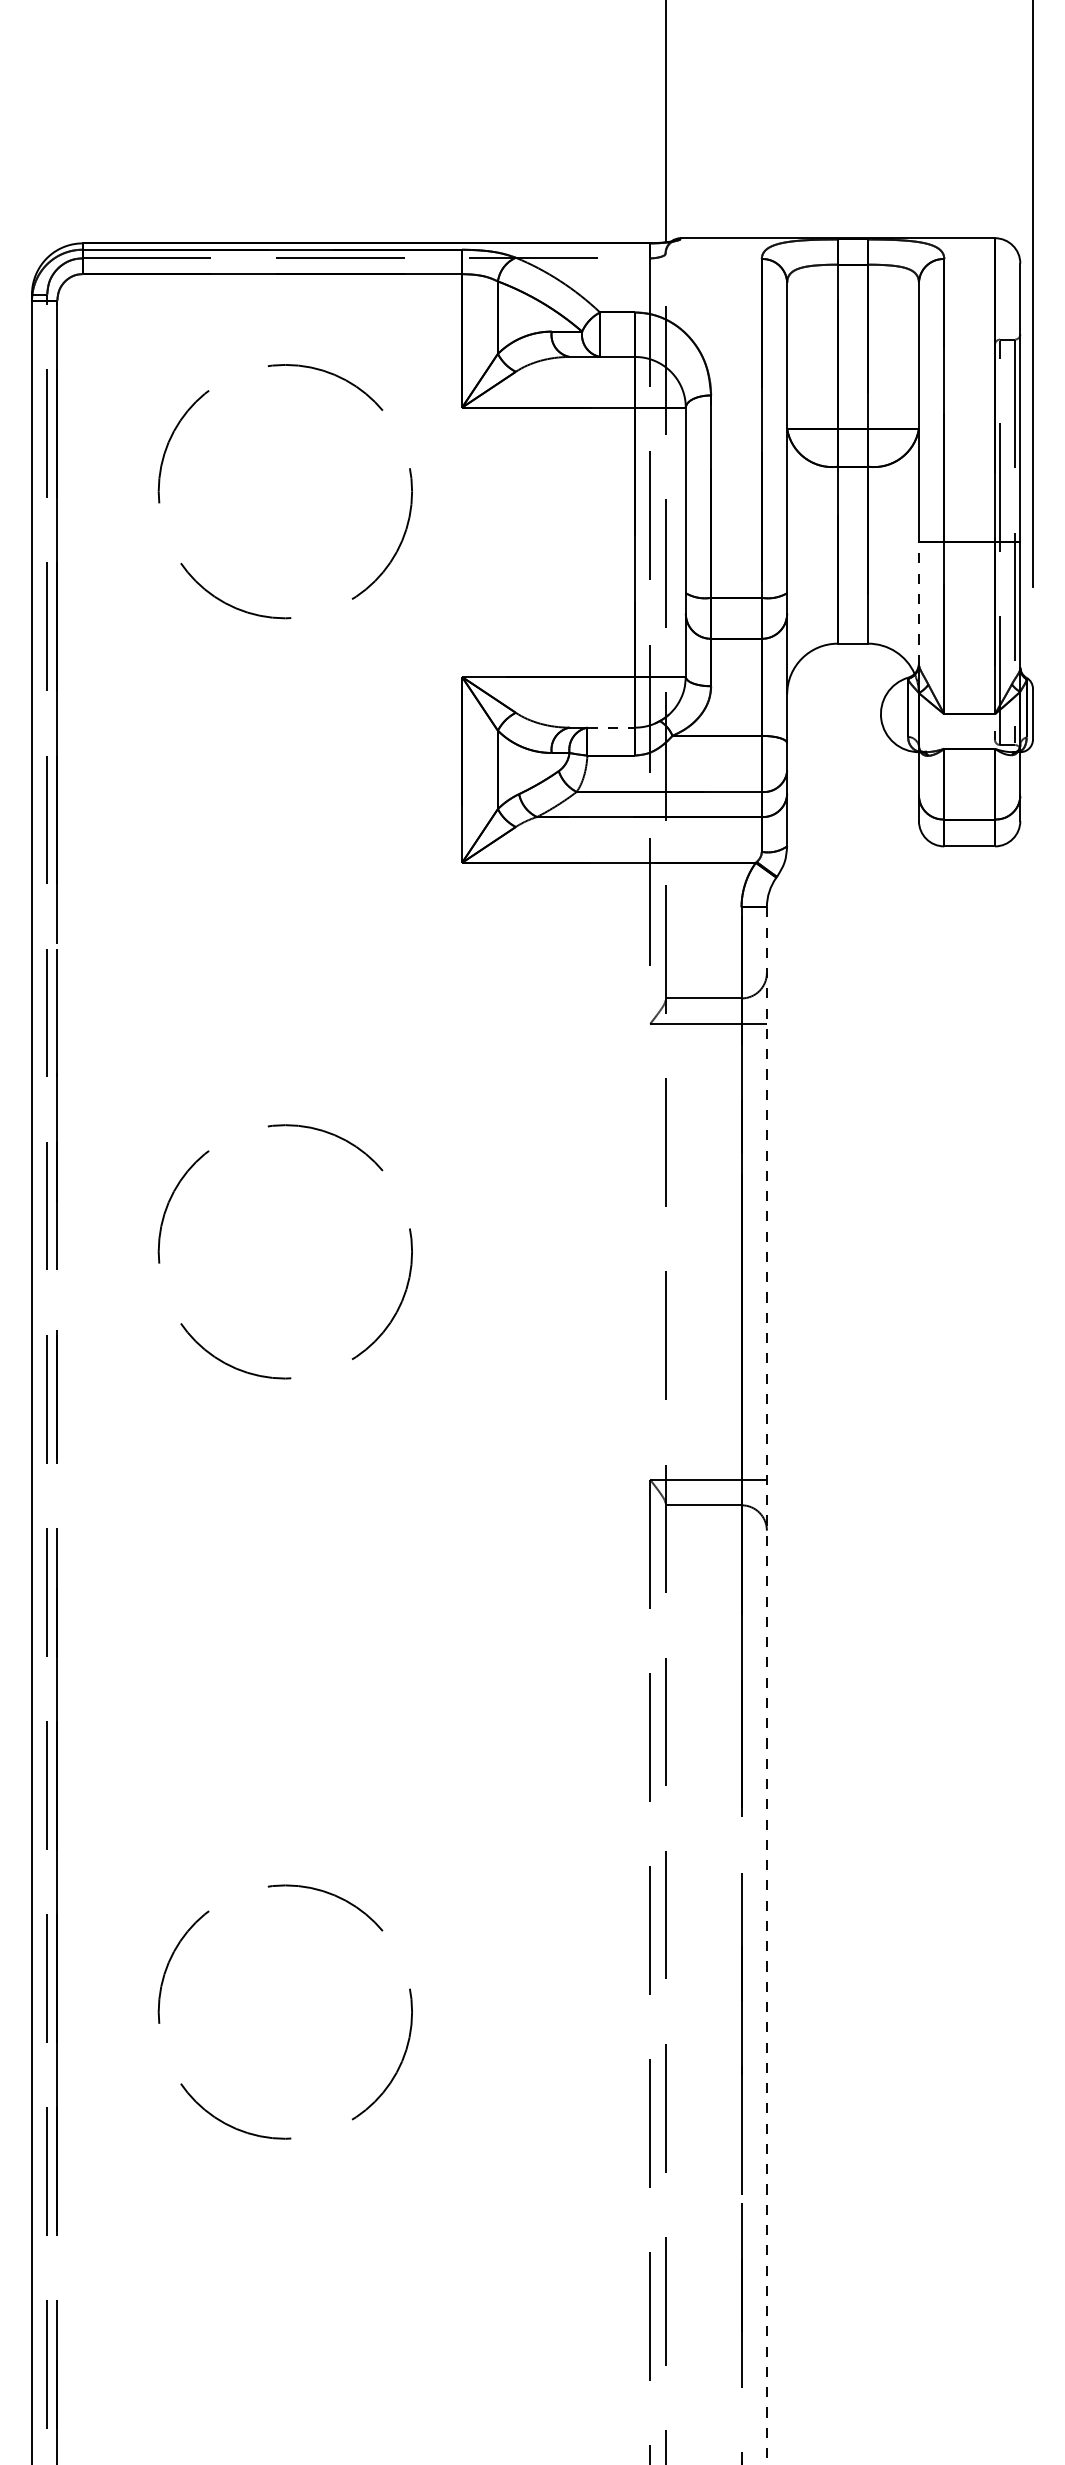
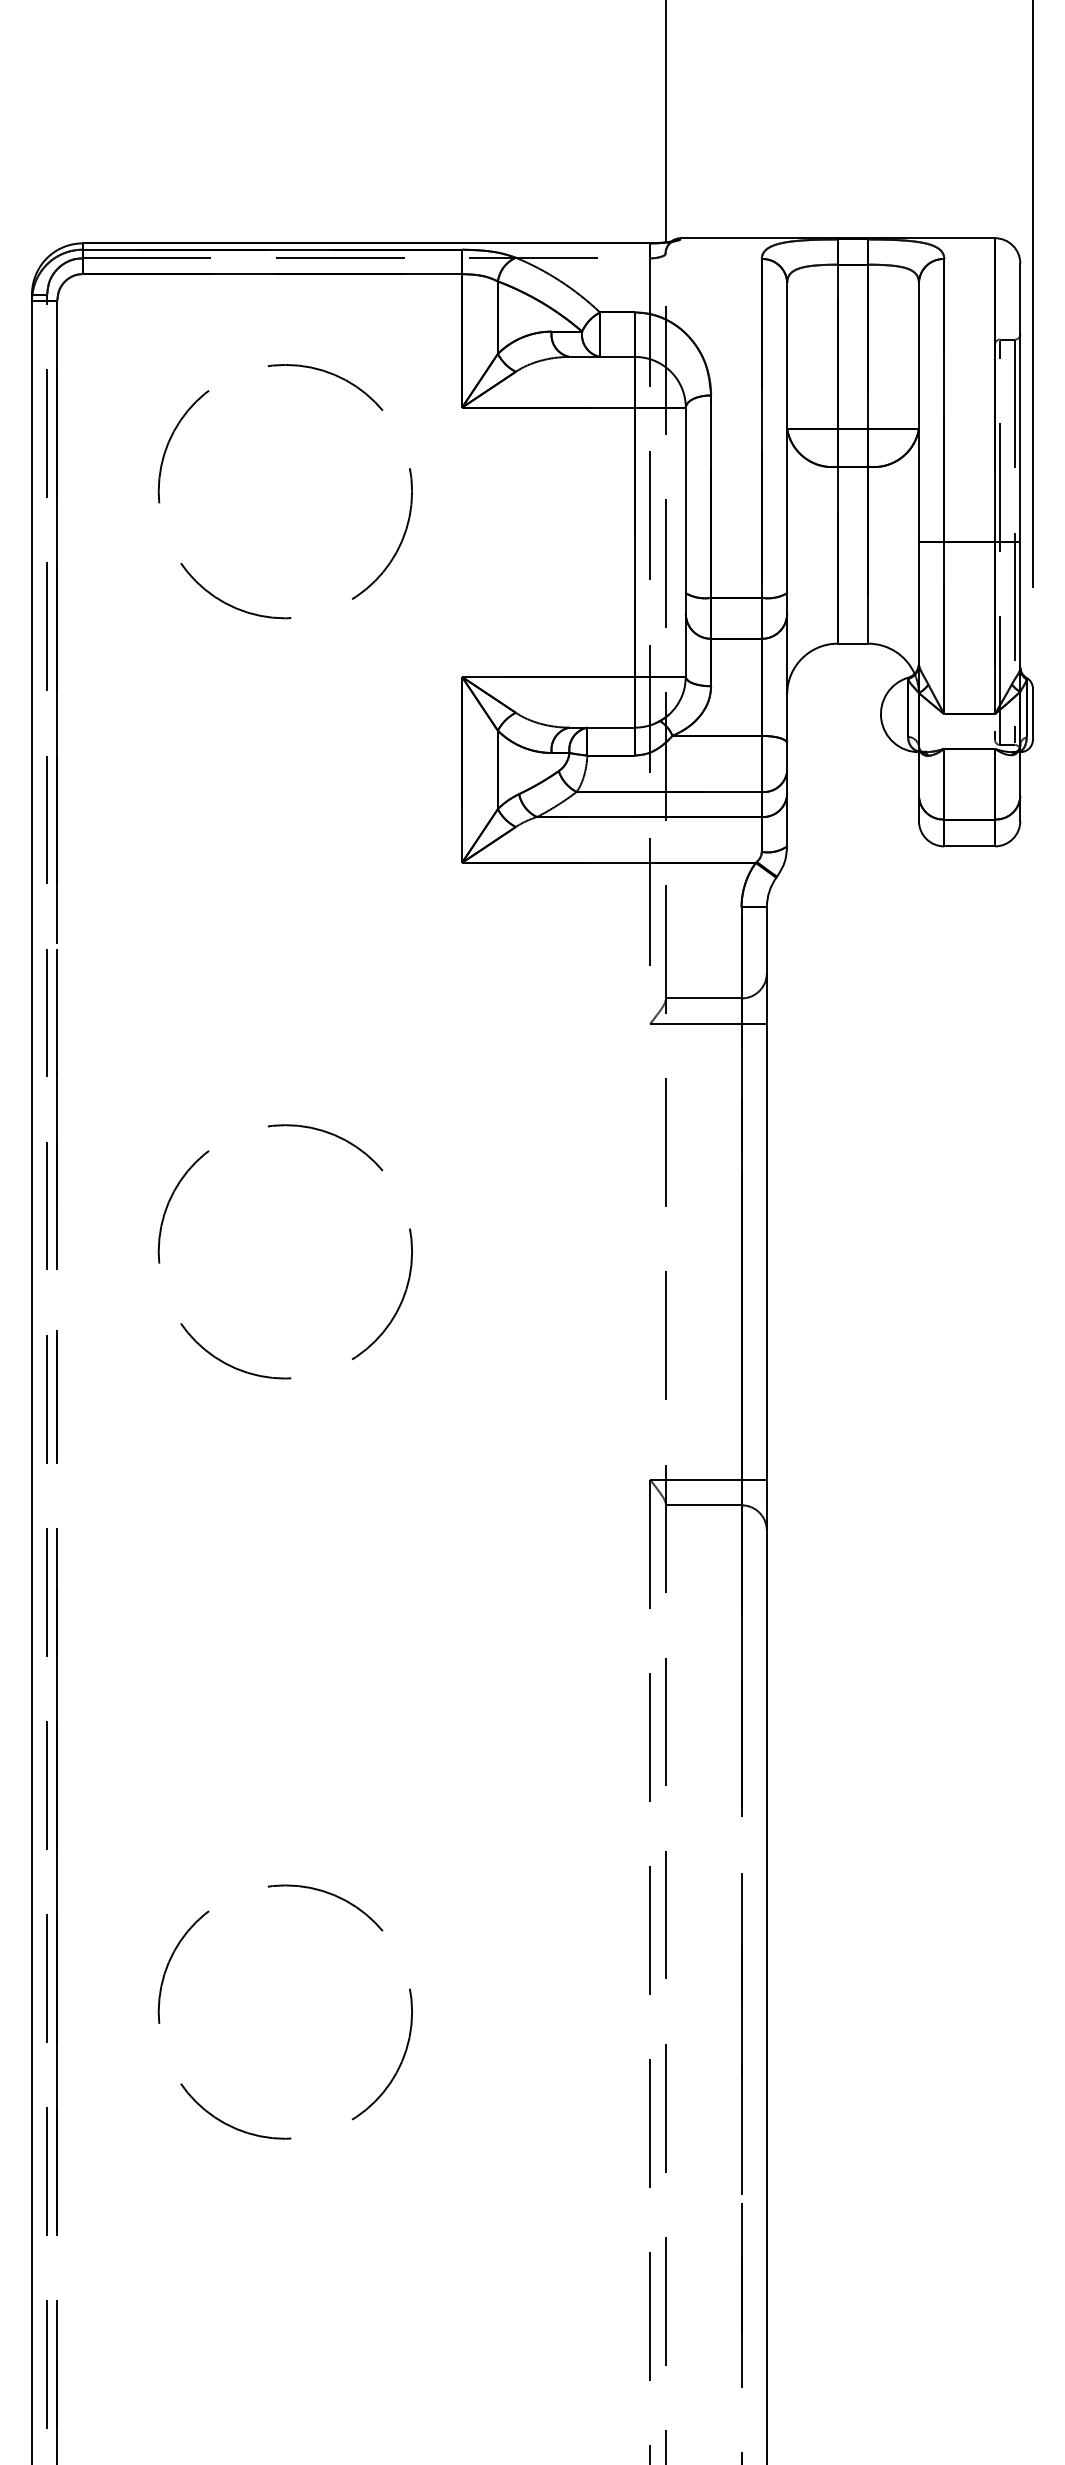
line: dashed -> solid (918, 603)
line: dashed -> solid (611, 727)
line: dashed -> solid (766, 1686)
